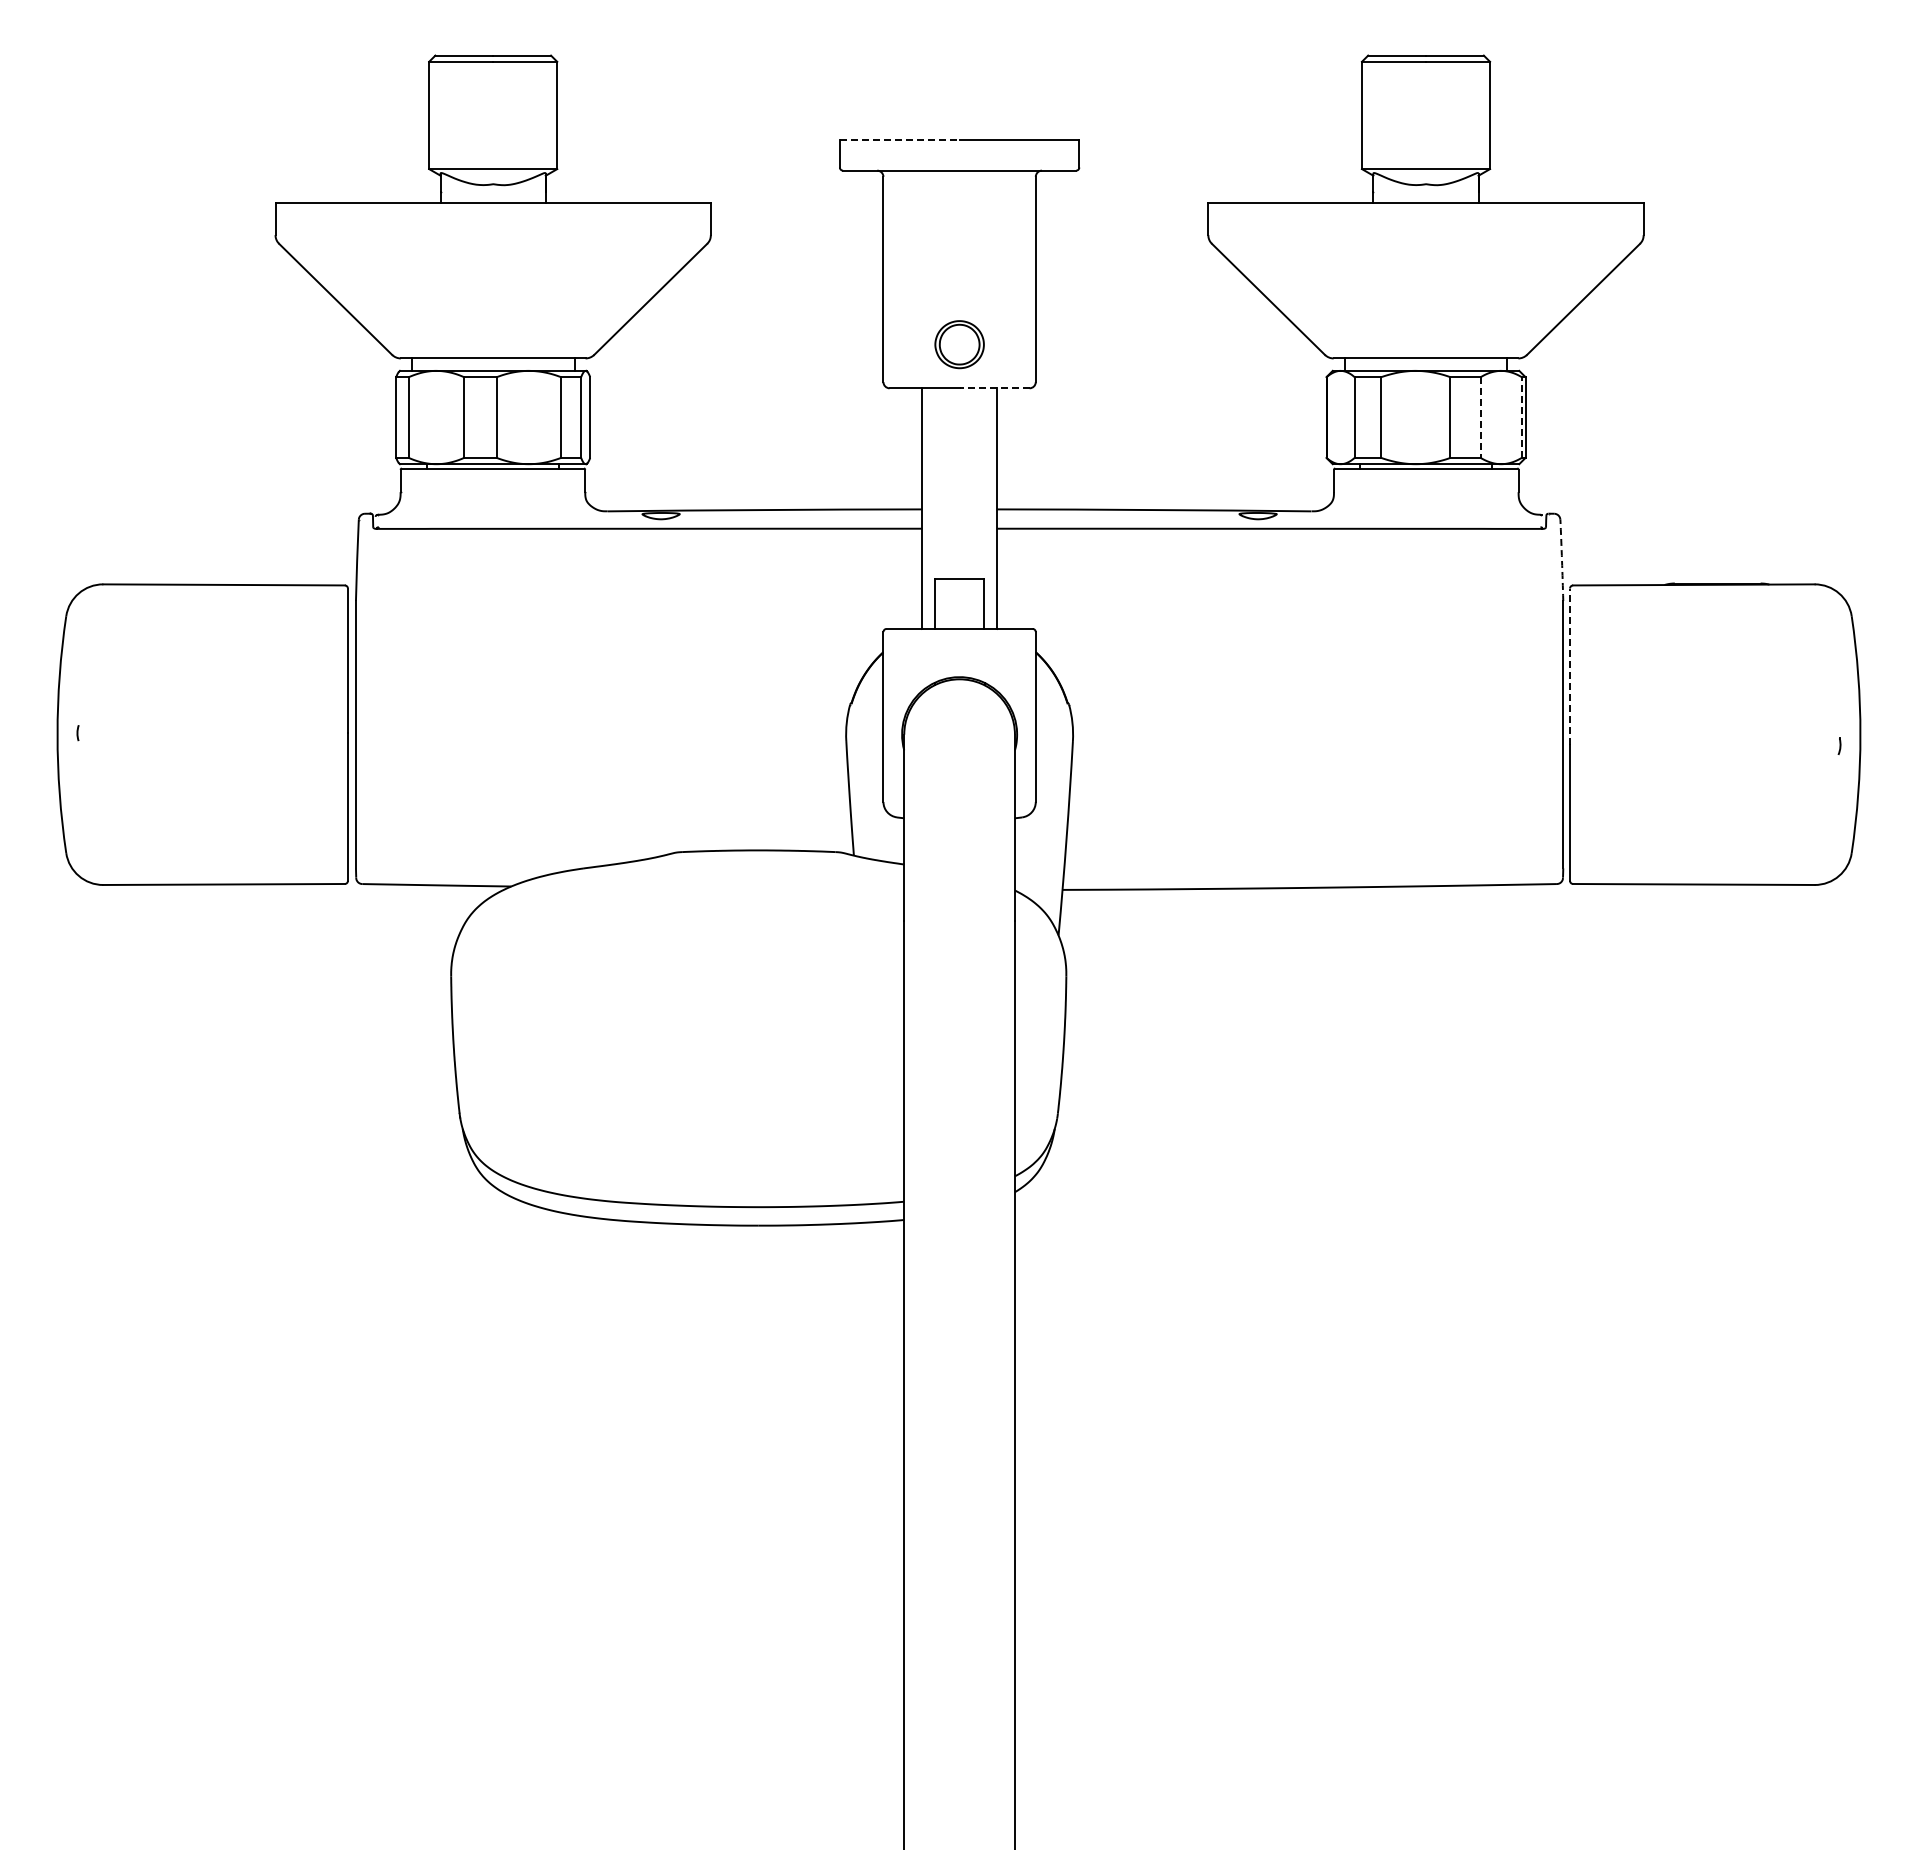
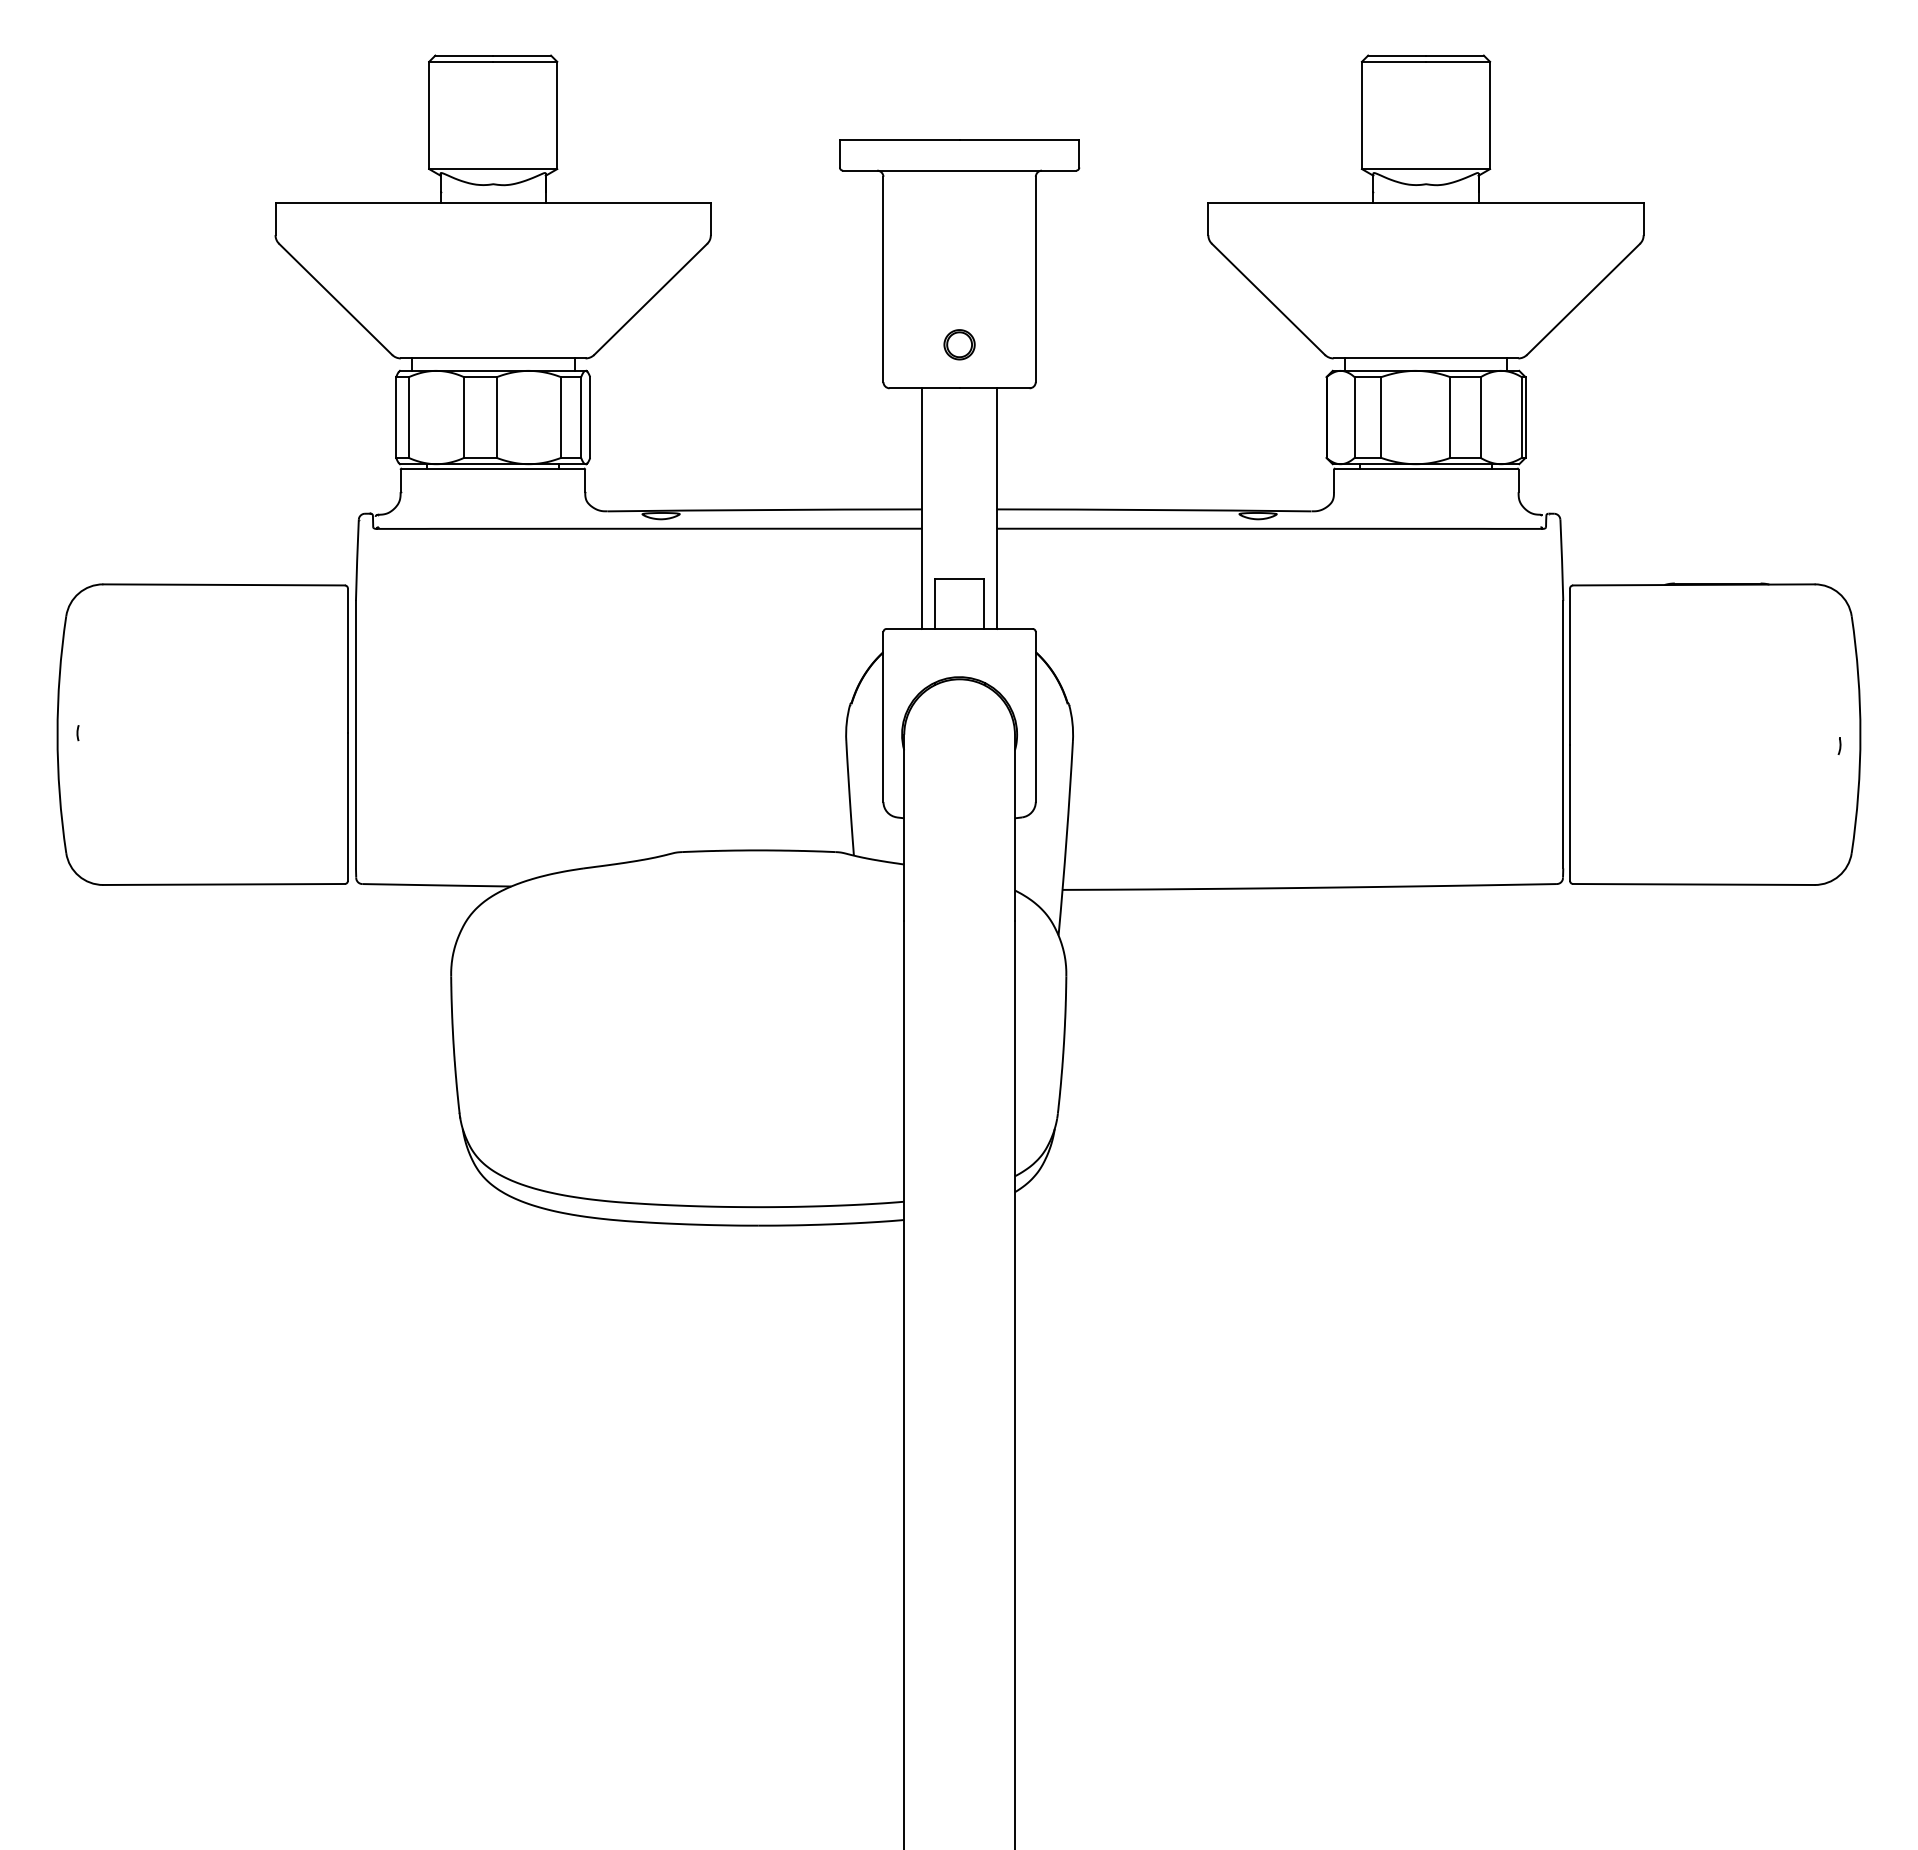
line: dashed -> solid (899, 139)
part size: 51x50 px -> 33x32 px (959, 344)
line: dashed -> solid (994, 388)
line: dashed -> solid (1521, 417)
line: dashed -> solid (1480, 418)
arc: dashed -> solid (1562, 560)
line: dashed -> solid (1570, 666)
